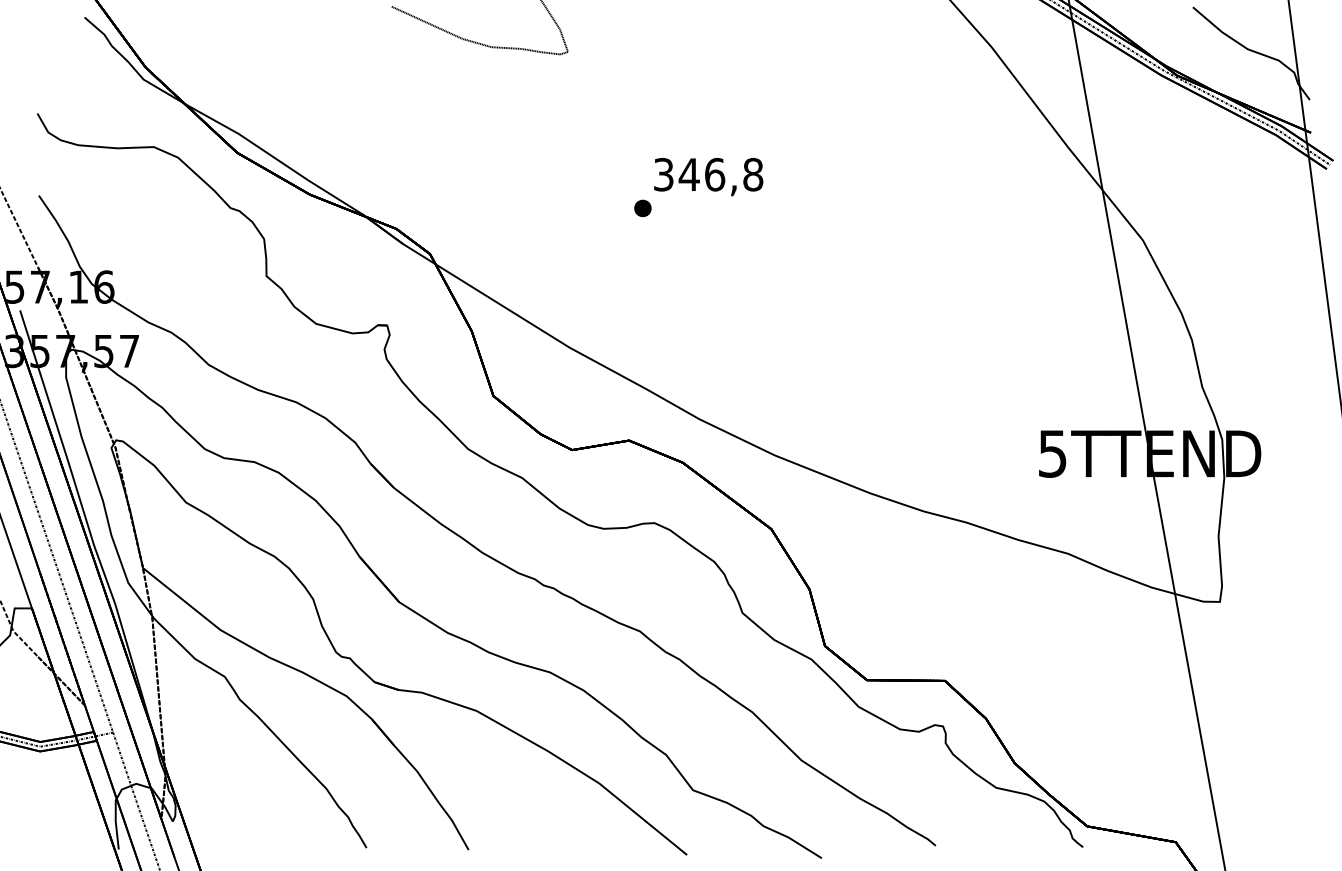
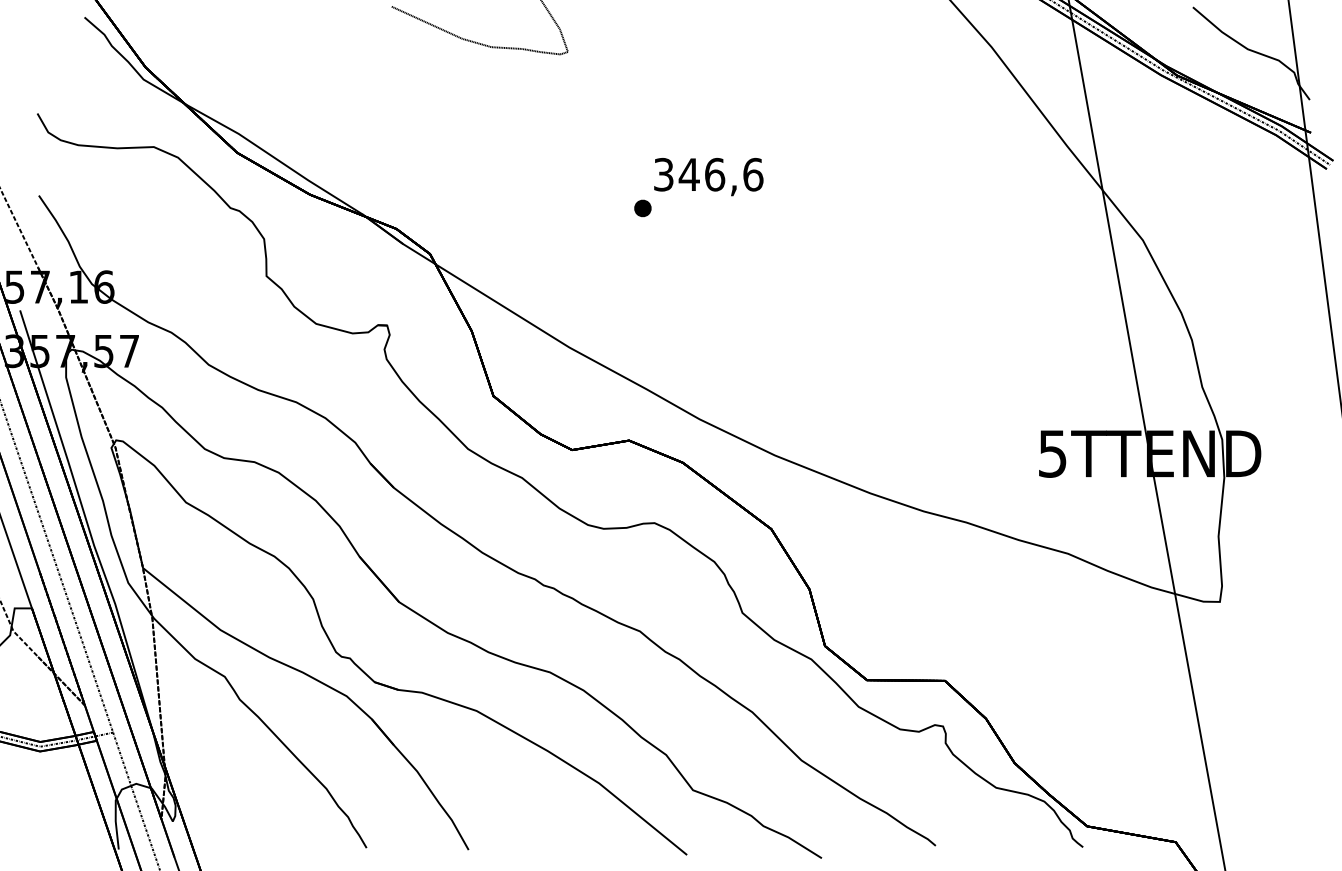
text: 346,8 -> 346,6 (753, 174)
